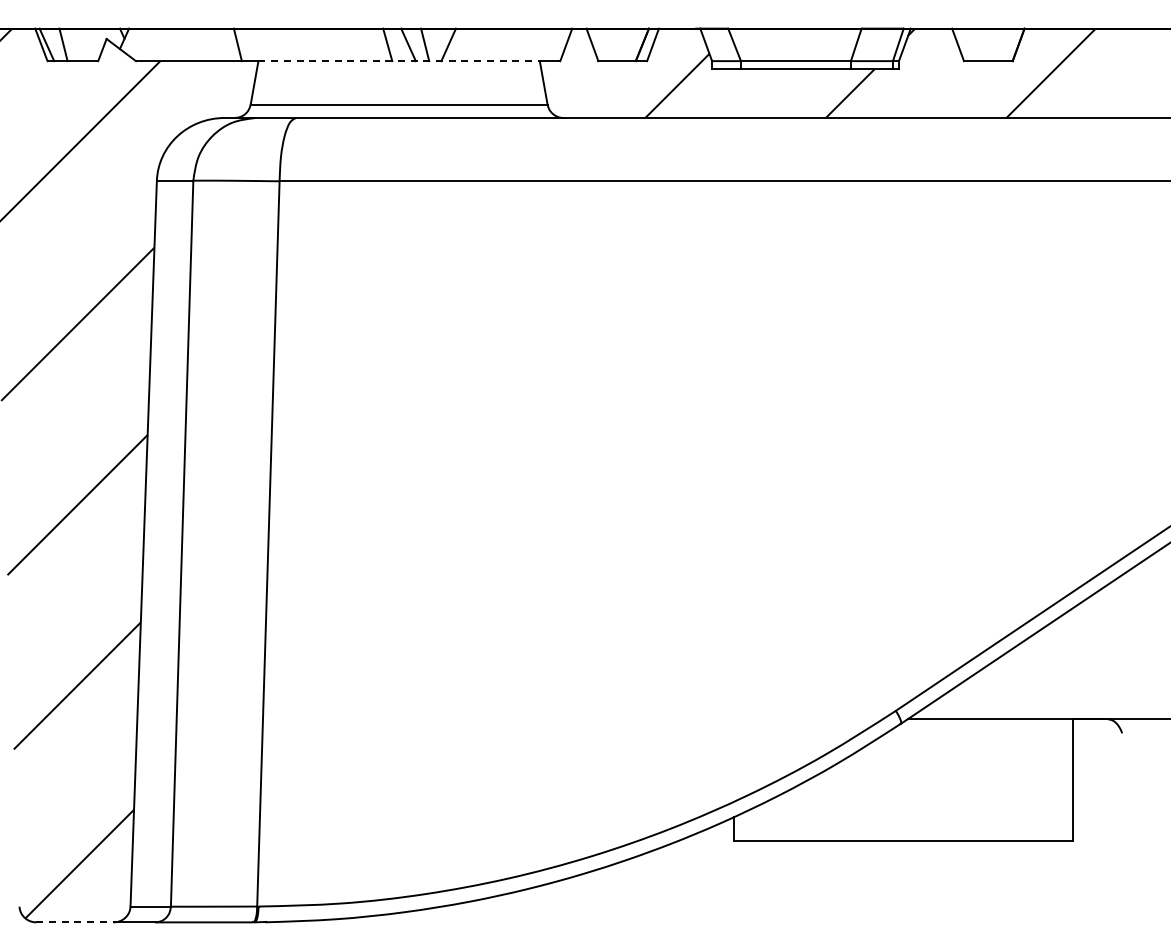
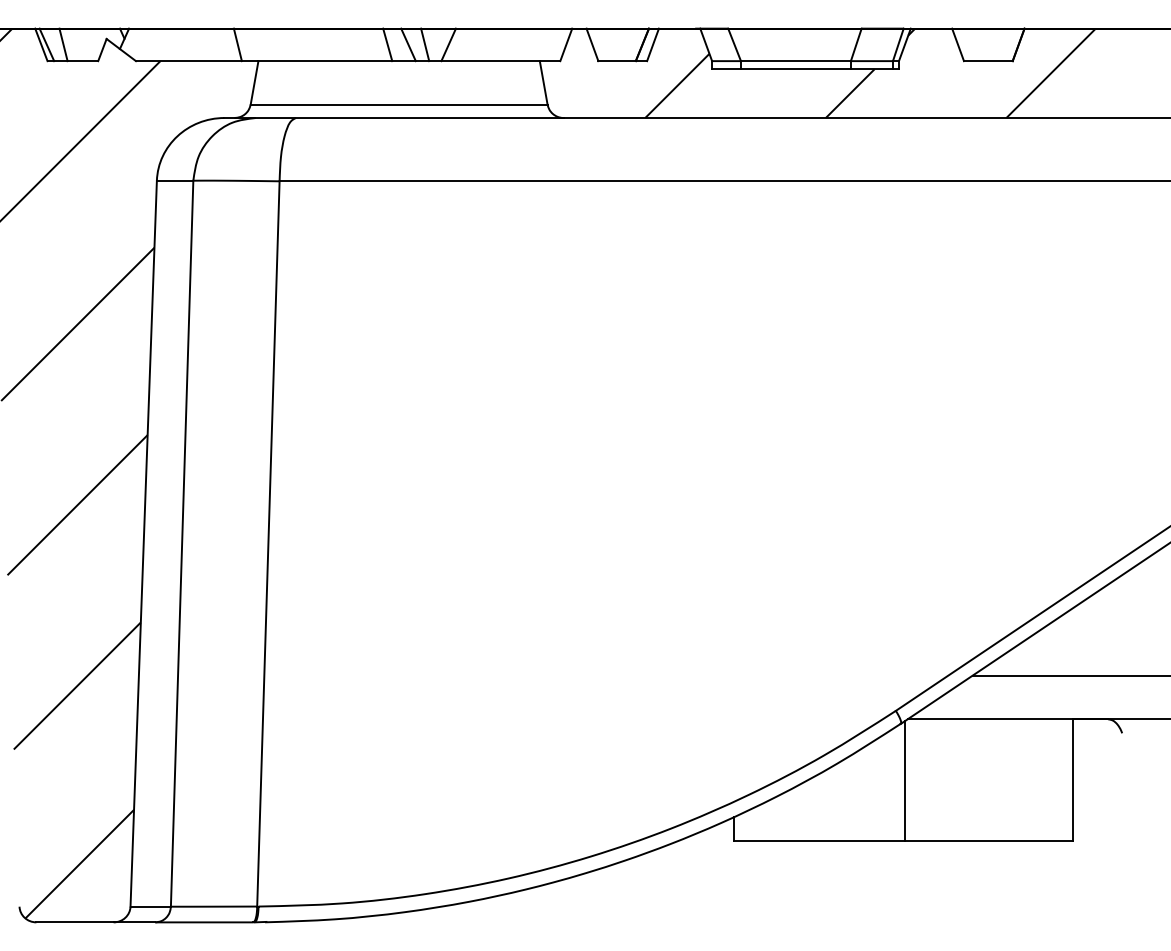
line: dashed -> solid (399, 61)
line: none -> present (1069, 675)
line: none -> present (905, 781)
line: dashed -> solid (75, 922)
